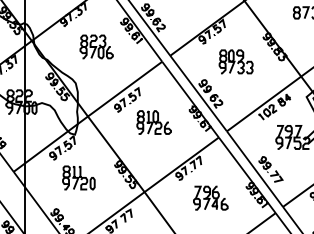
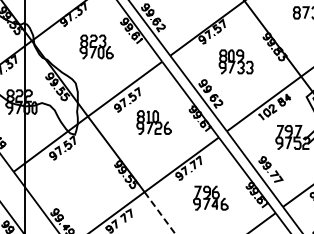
part: present -> none (78, 177)
line: solid -> dashed (159, 213)
